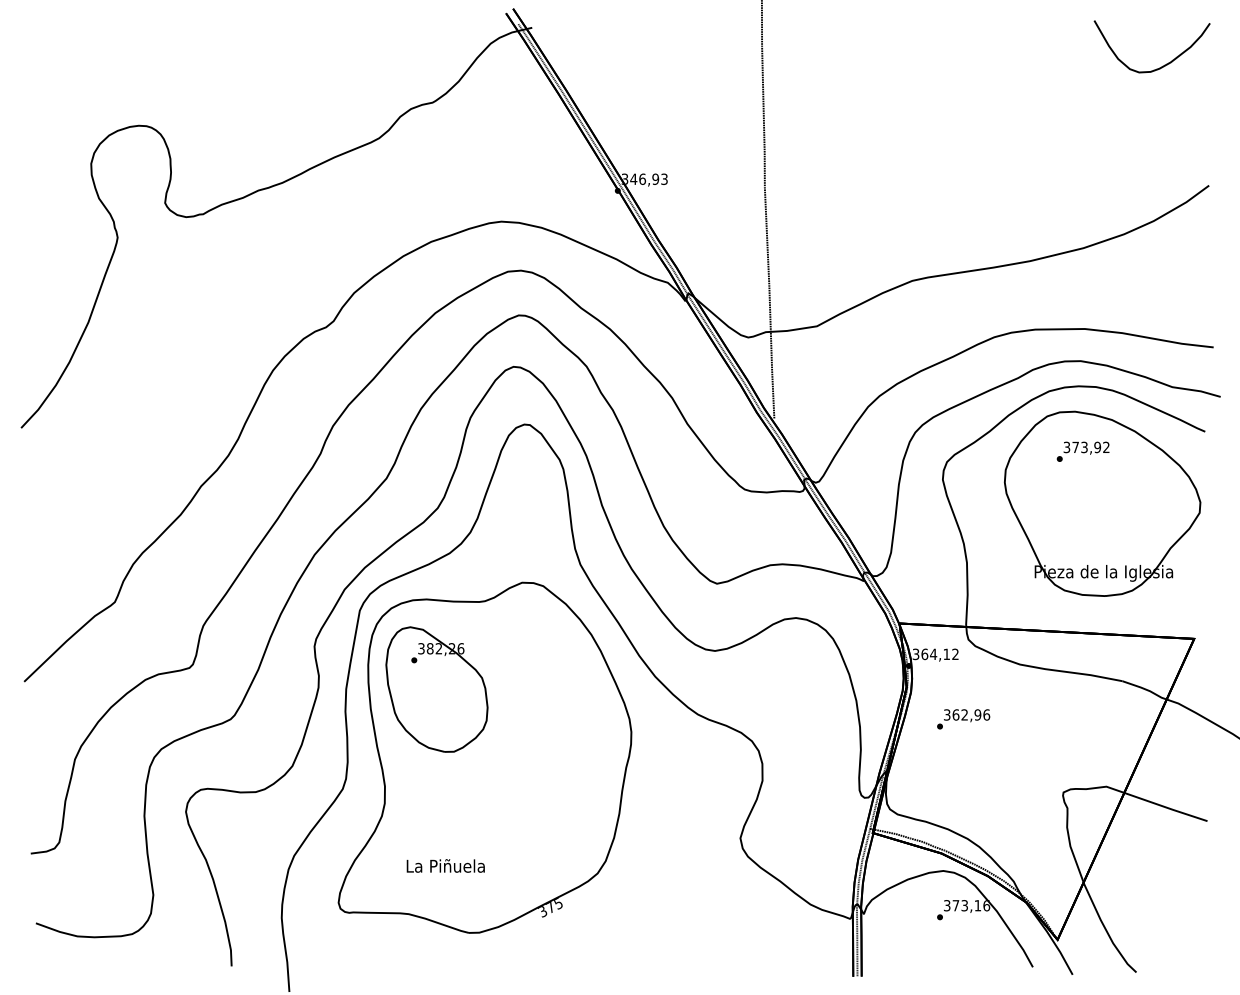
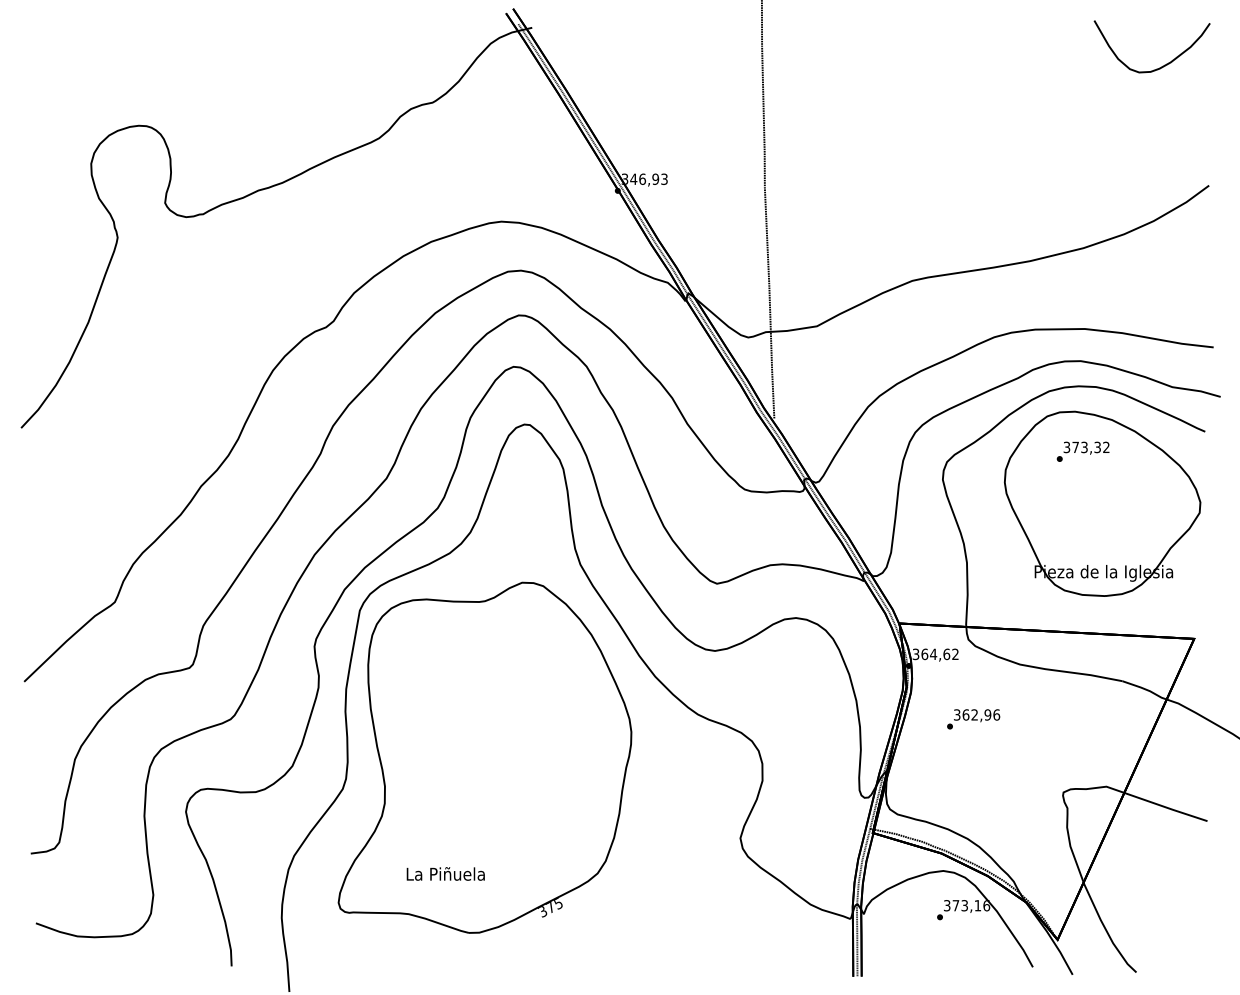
text: 373,92 -> 373,32 (1097, 446)
text: 364,12 -> 364,62 (946, 654)
part: present -> none (436, 689)
text position: (963, 719) -> (973, 719) (973, 719)
text position: (445, 865) -> (445, 873) (445, 873)
